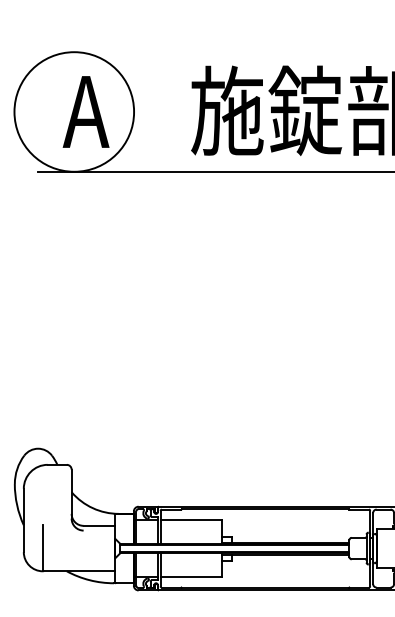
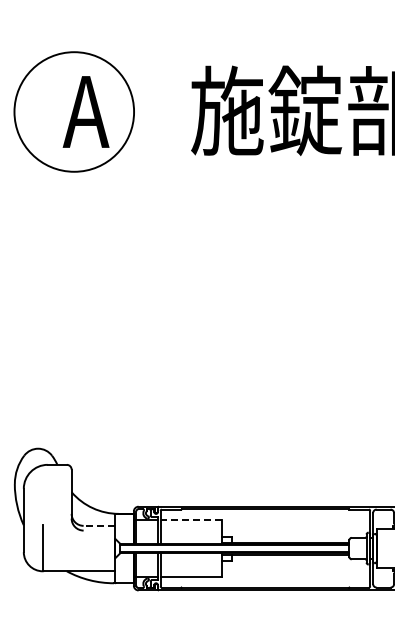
line: present -> none (214, 171)
line: solid -> dashed (191, 519)
line: solid -> dashed (99, 525)
